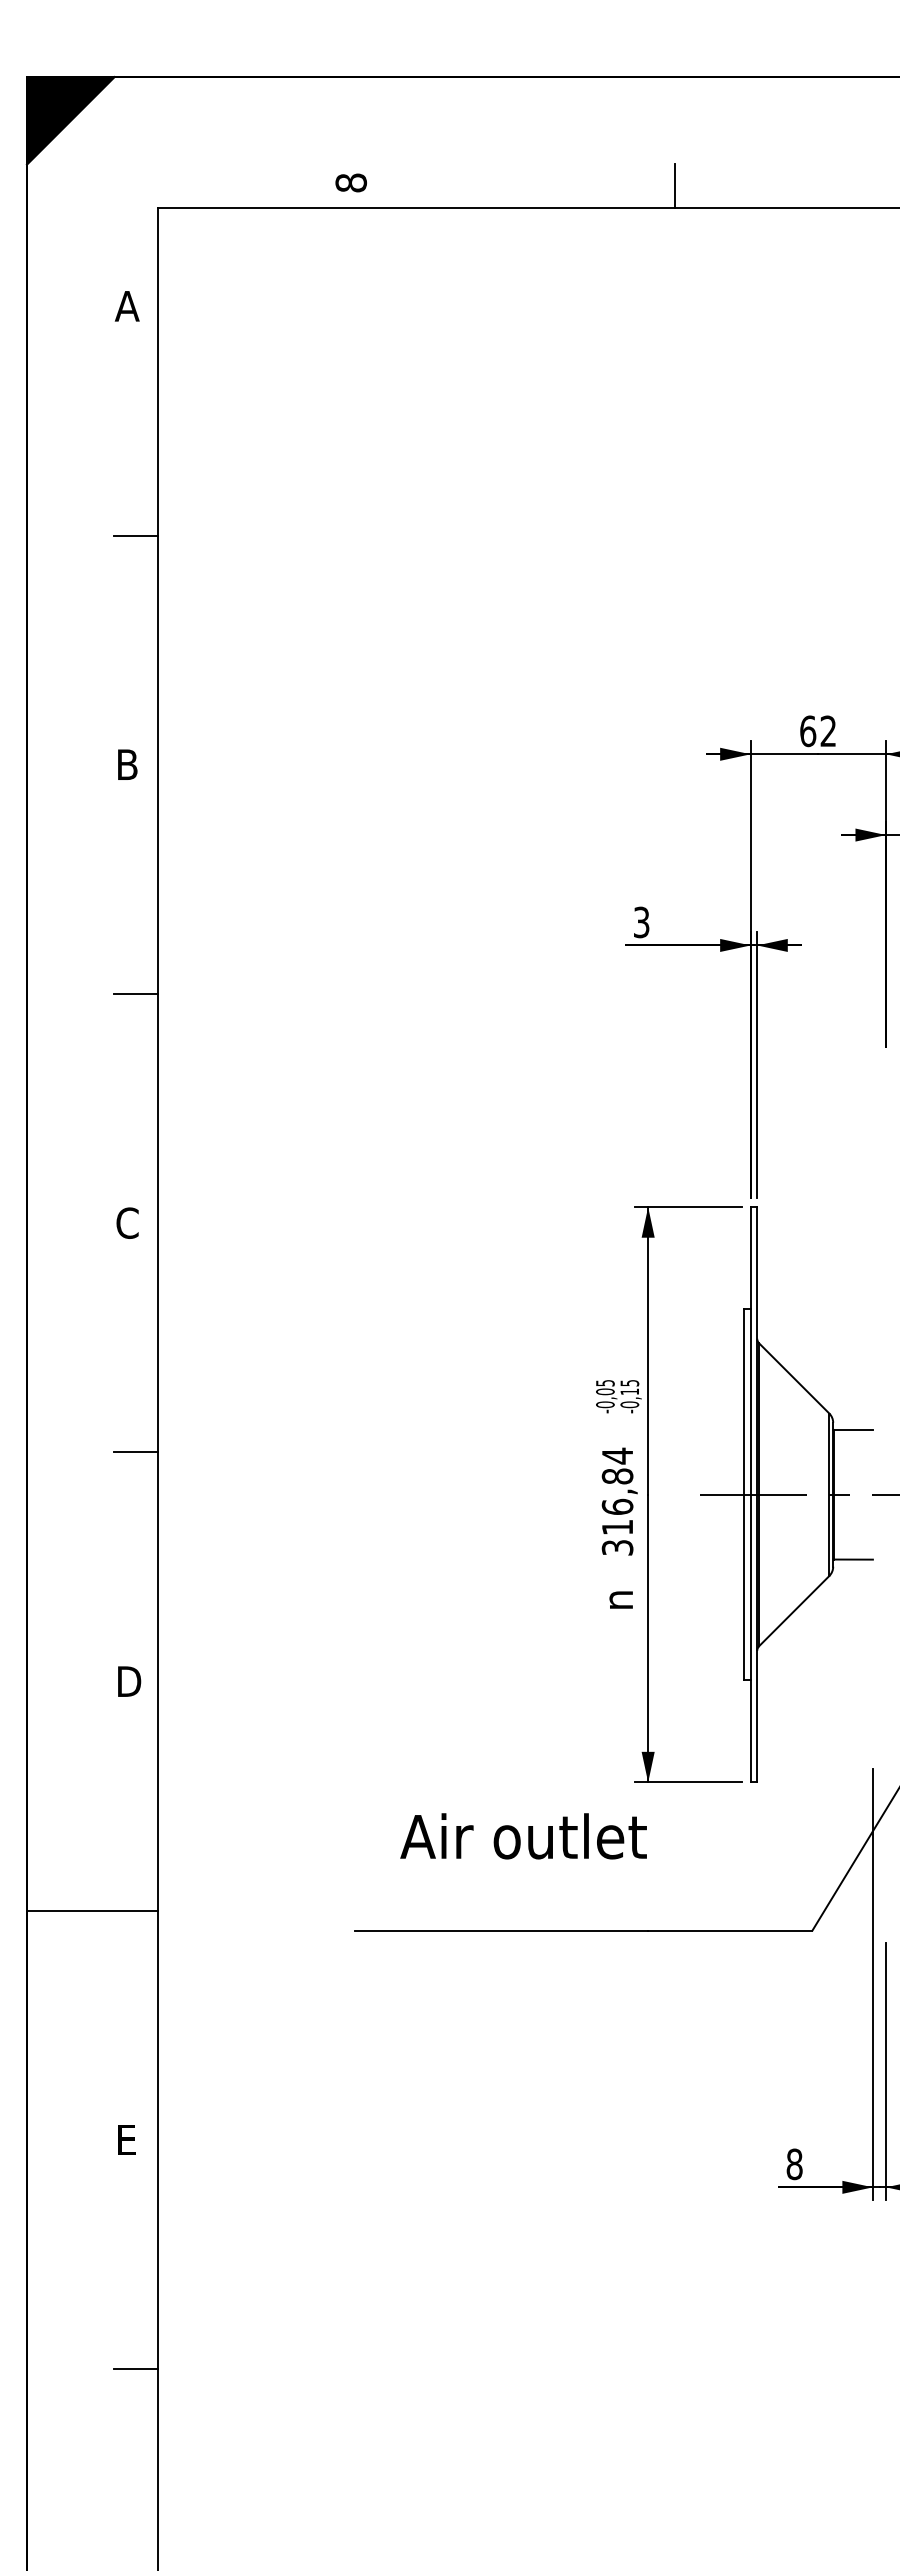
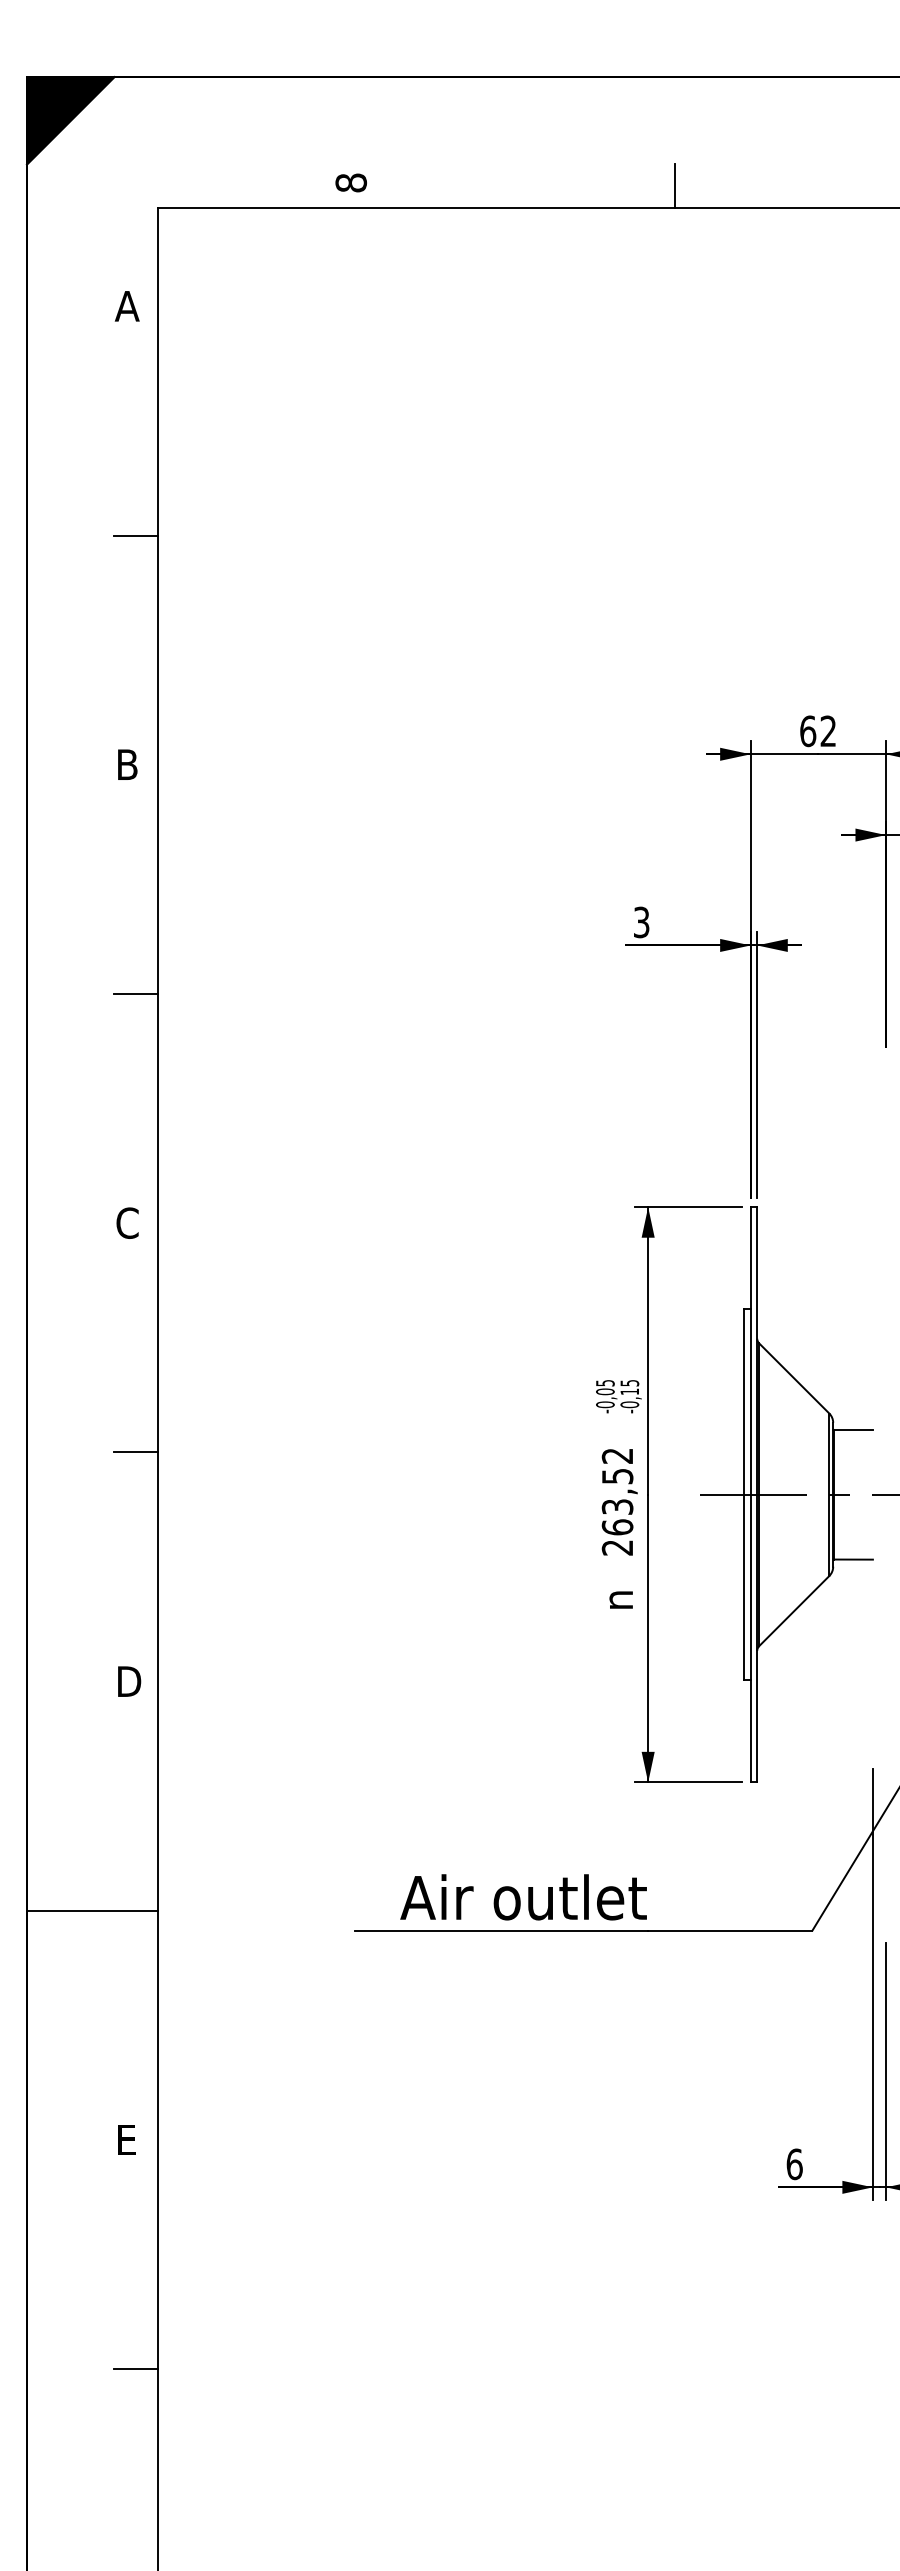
text: 316,84 -> 263,52 (617, 1501)
text position: (523, 1836) -> (523, 1897) (523, 1897)
text: 8 -> 6 (794, 2164)
